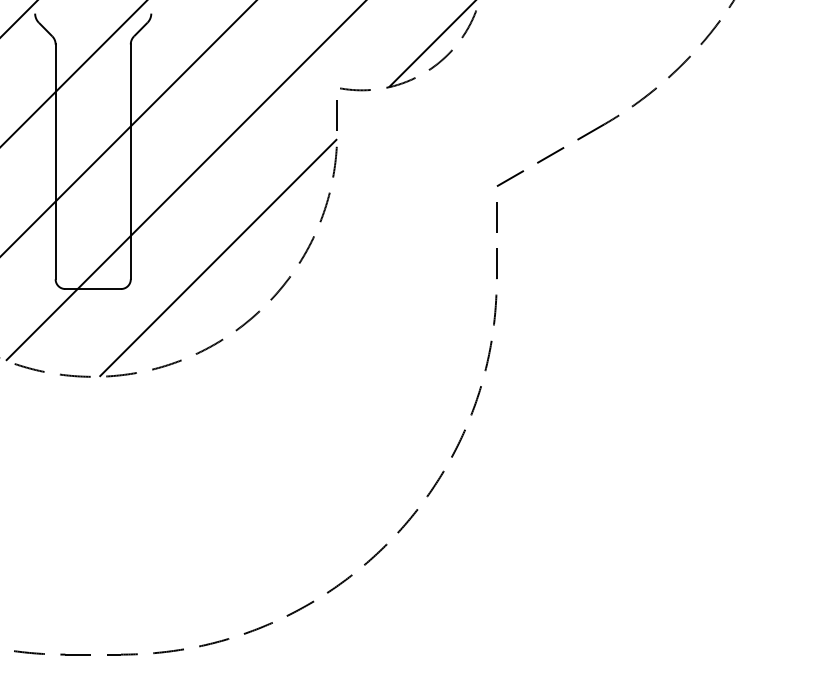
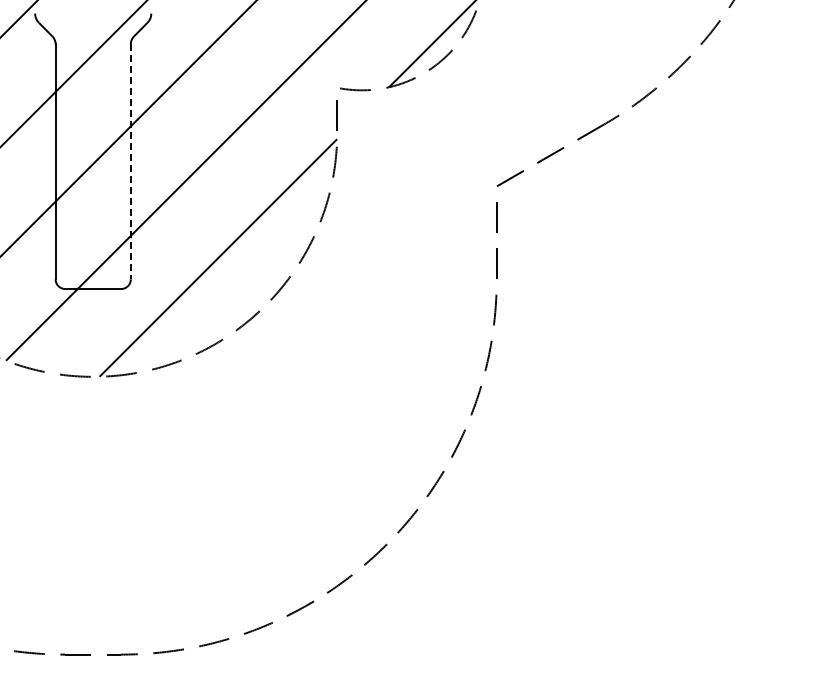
line: solid -> dashed (130, 162)
